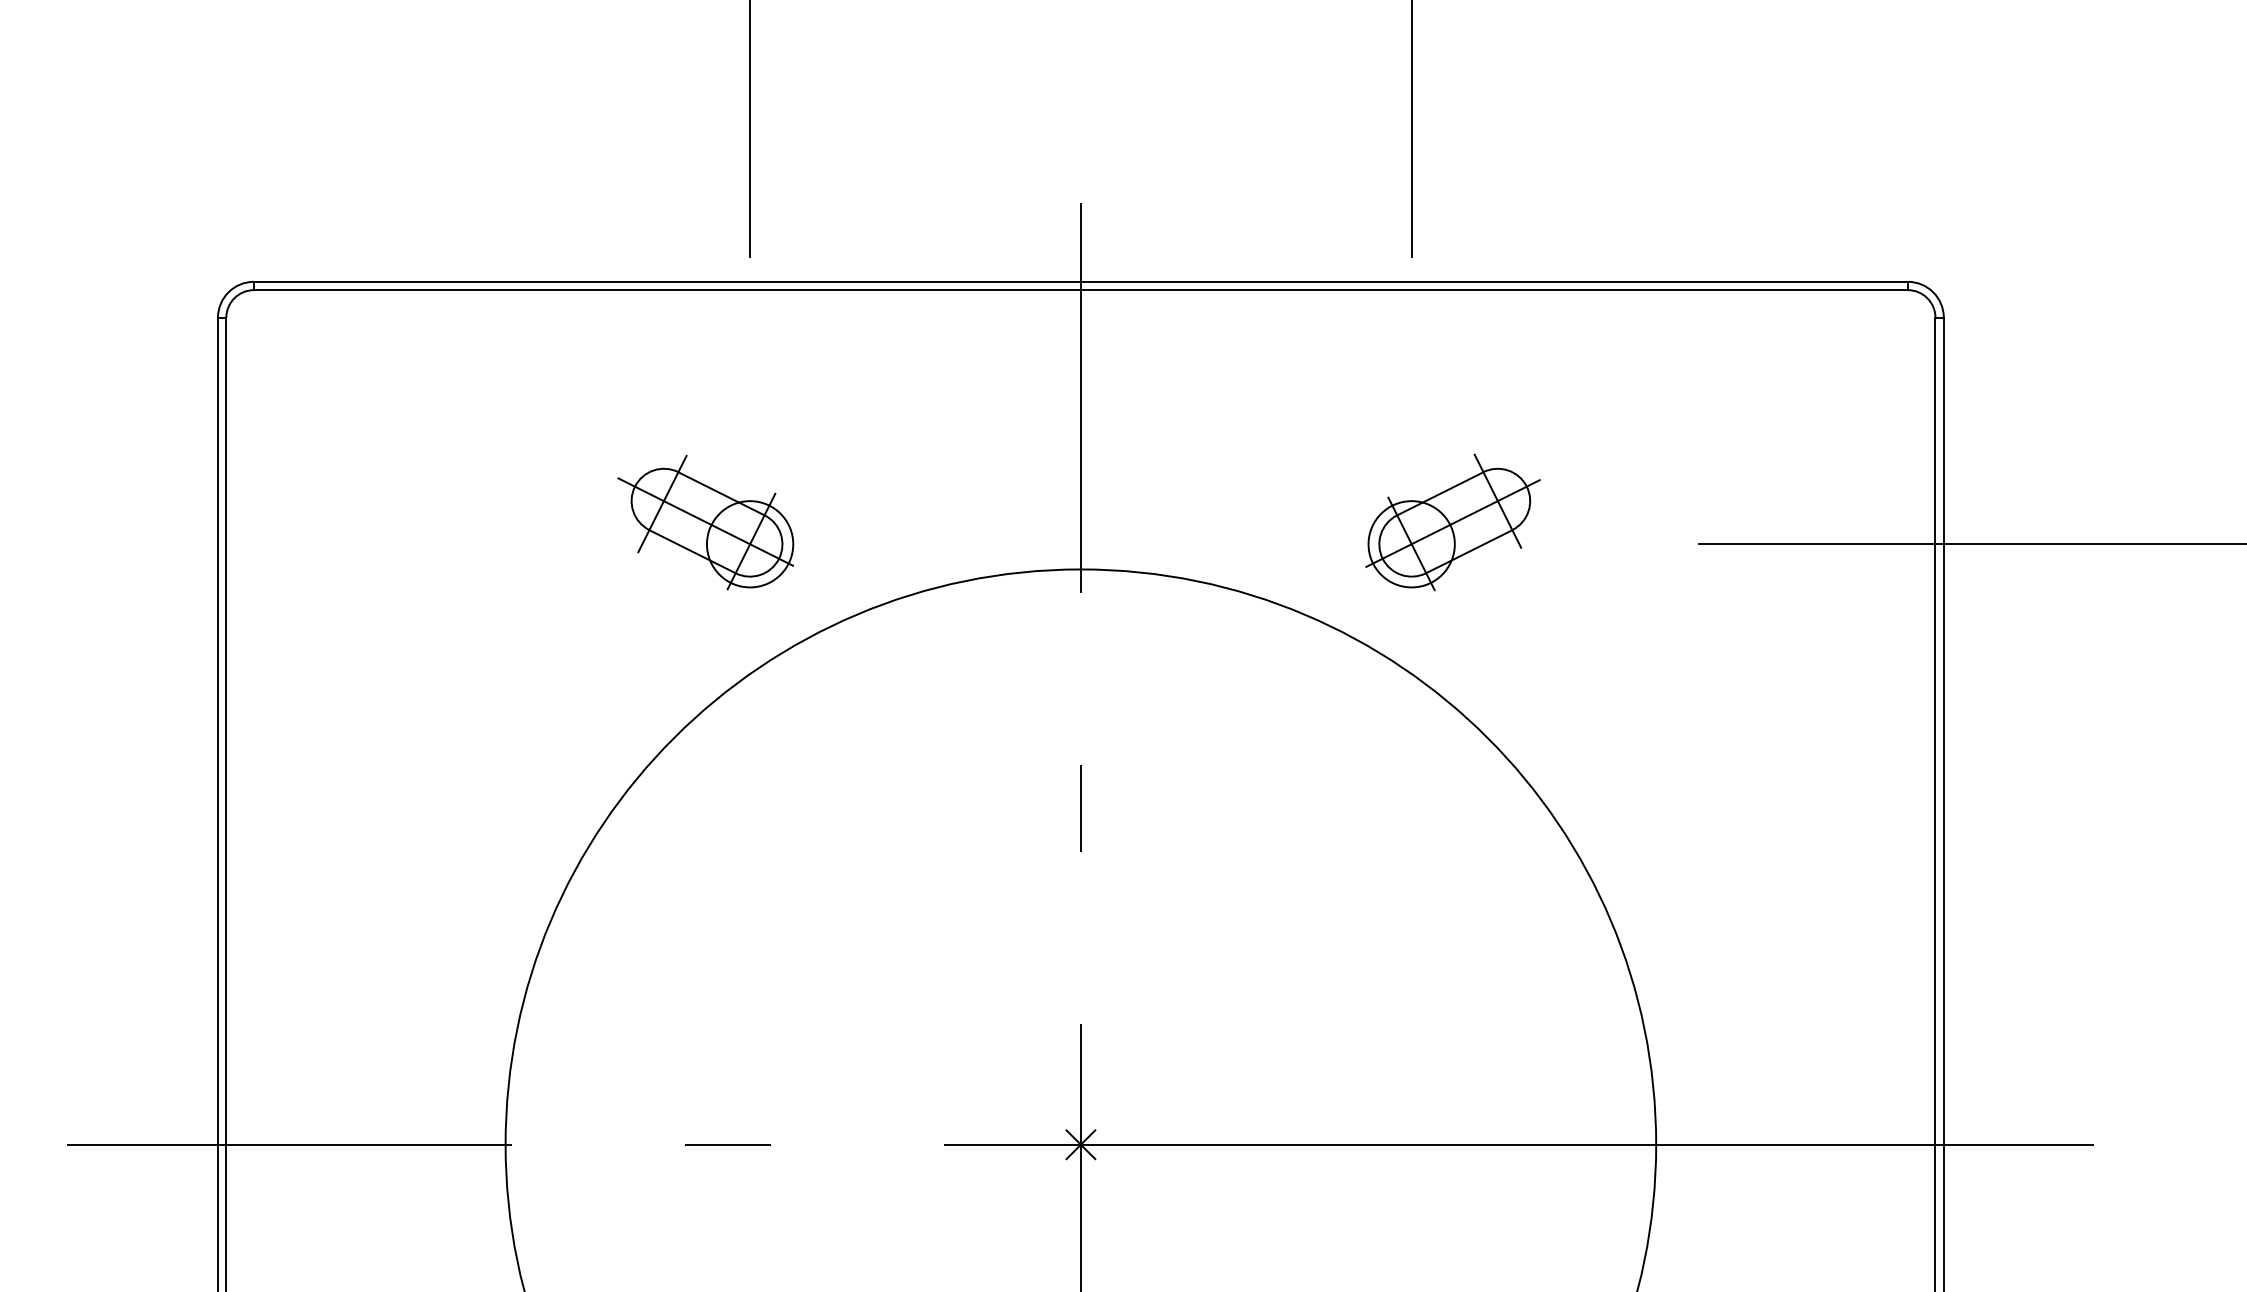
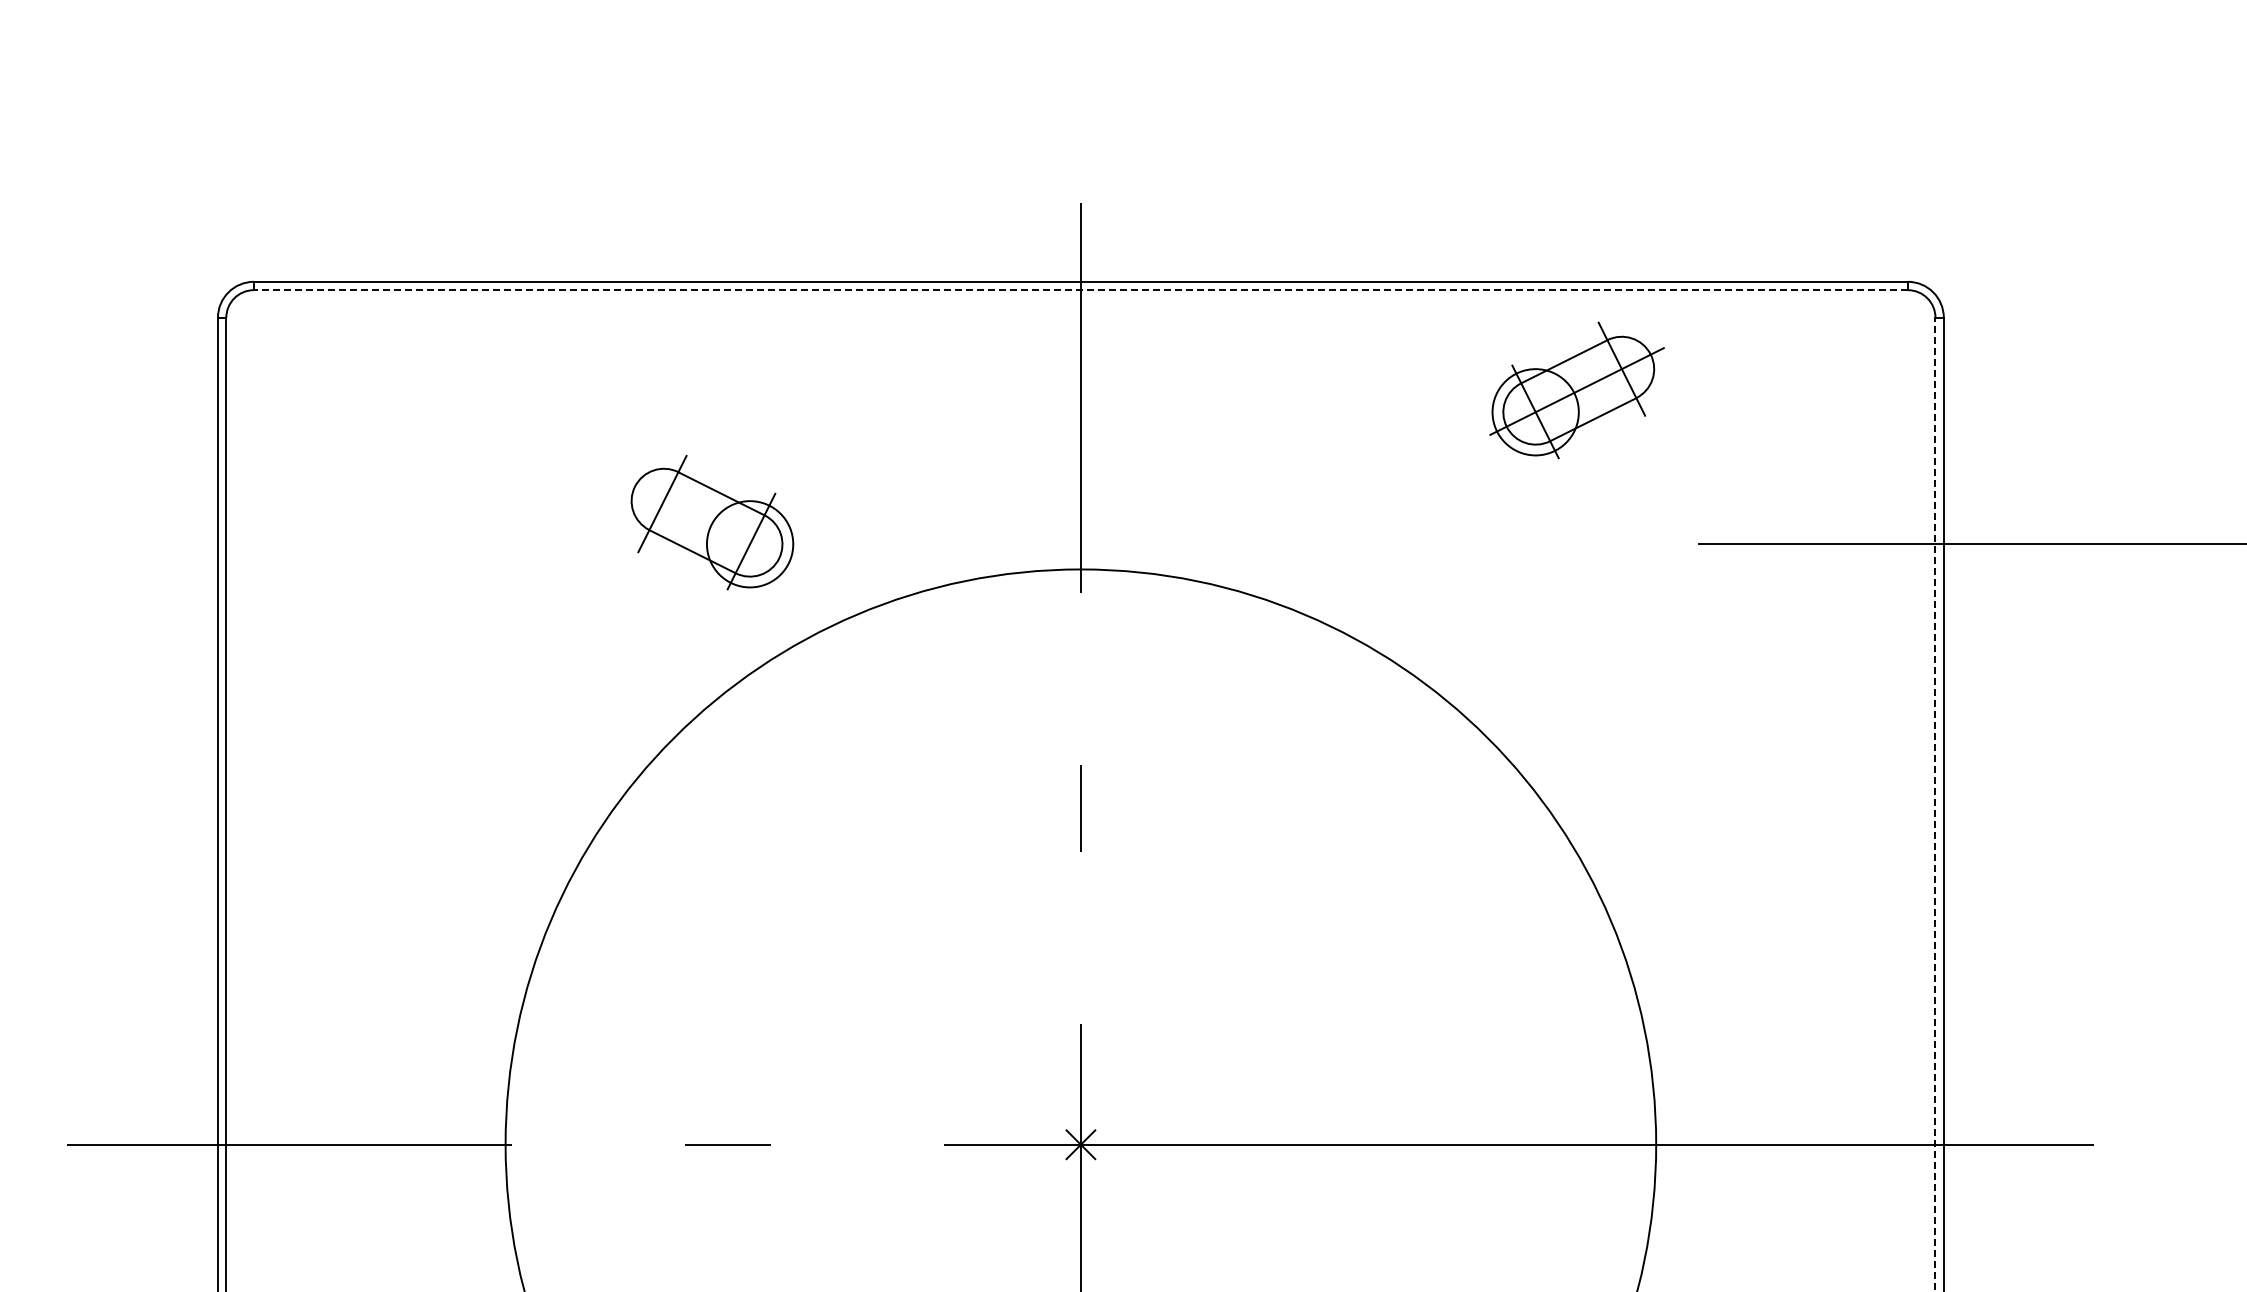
line: present -> none (750, 129)
line: present -> none (1411, 129)
line: solid -> dashed (1080, 290)
line: present -> none (705, 521)
part position: (1452, 522) -> (1576, 390) (1576, 390)
line: solid -> dashed (1935, 804)
